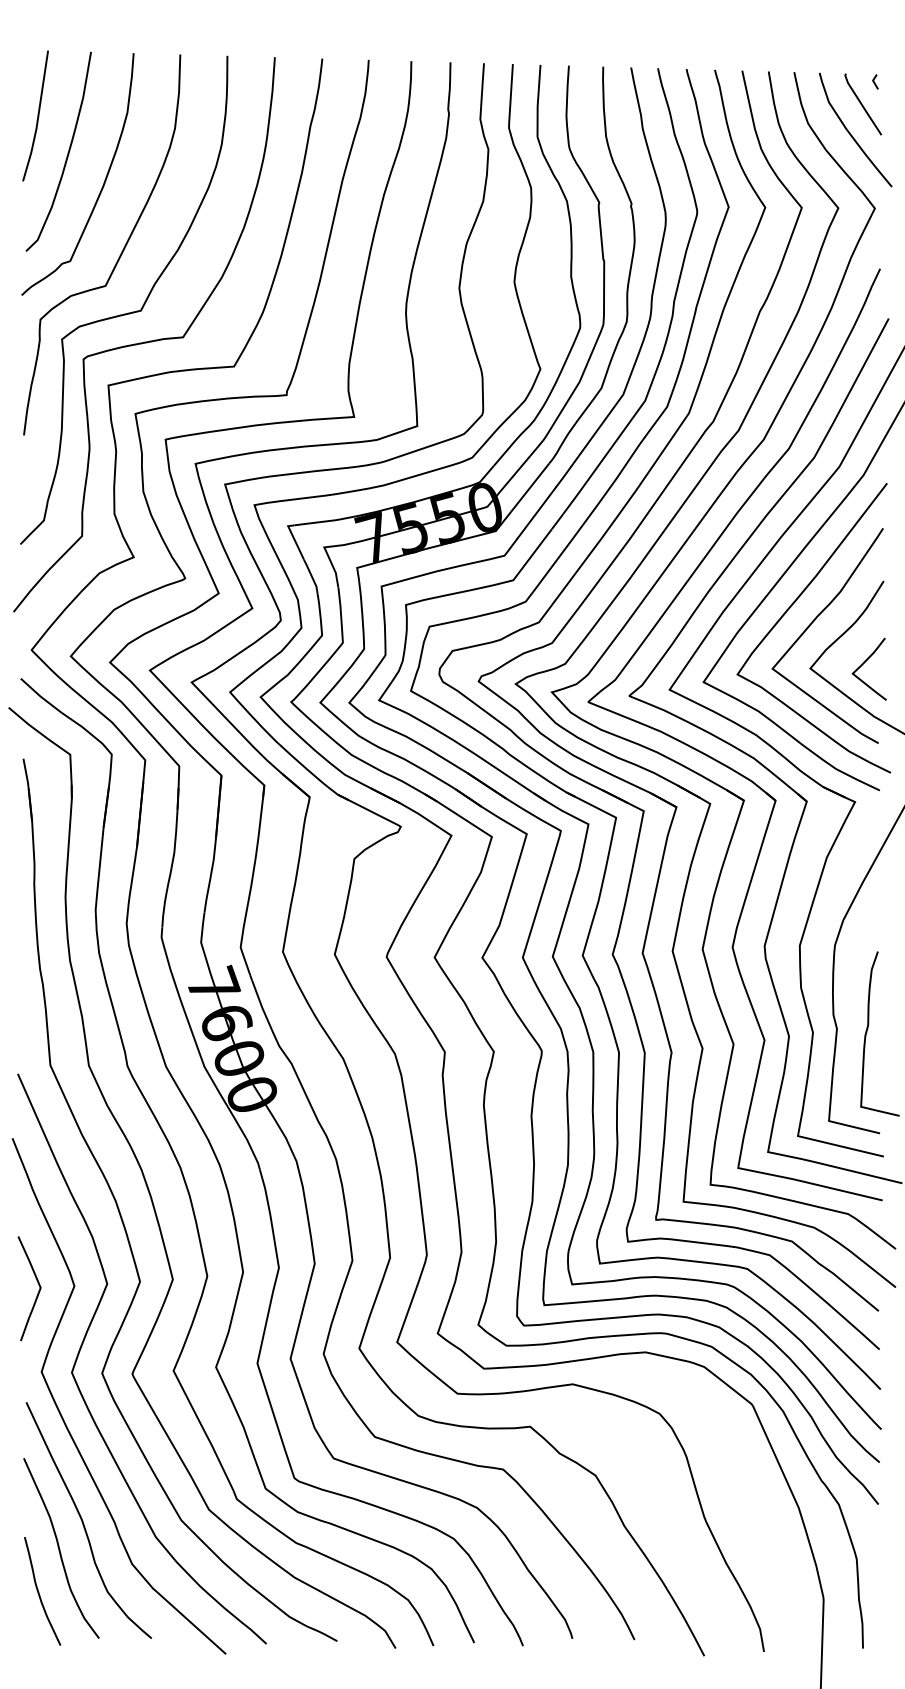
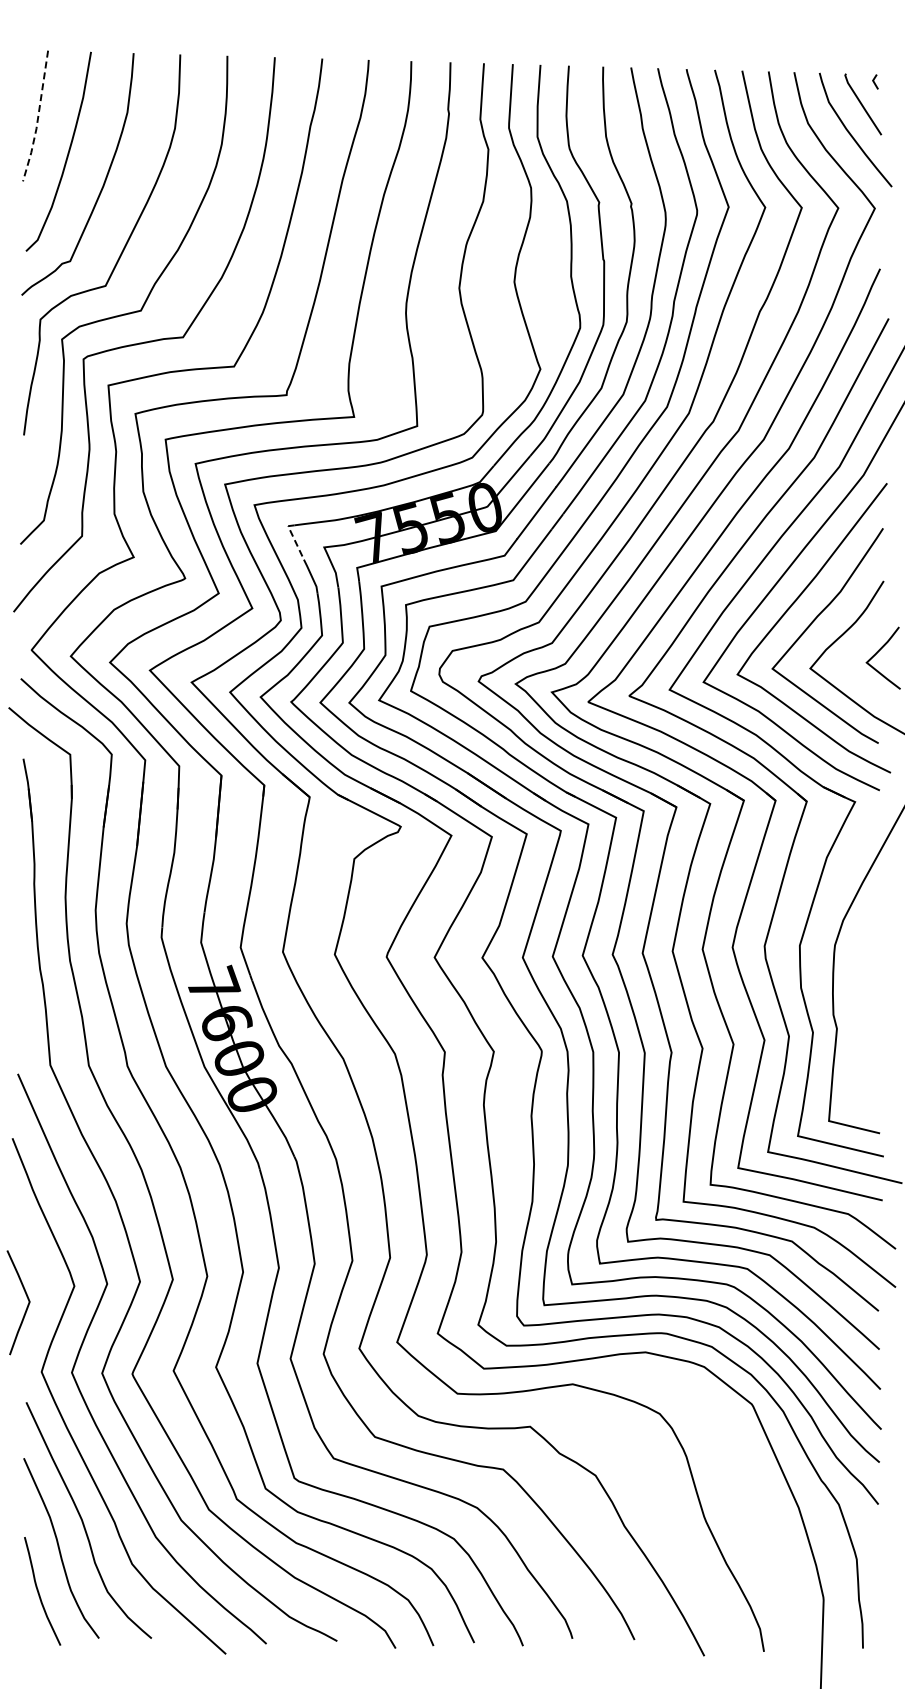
line: solid -> dashed (38, 118)
line: solid -> dashed (294, 539)
curve position: (864, 663) -> (878, 652) (878, 652)
curve: present -> none (867, 1032)
curve position: (38, 1290) -> (27, 1304) (27, 1304)
